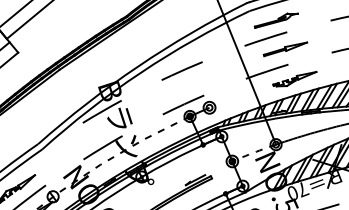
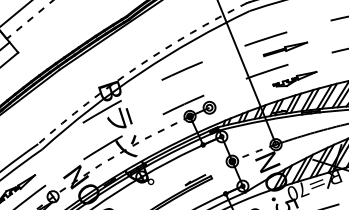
line: solid -> dashed (29, 19)
part: present -> none (275, 20)
arc: solid -> dashed (138, 66)
